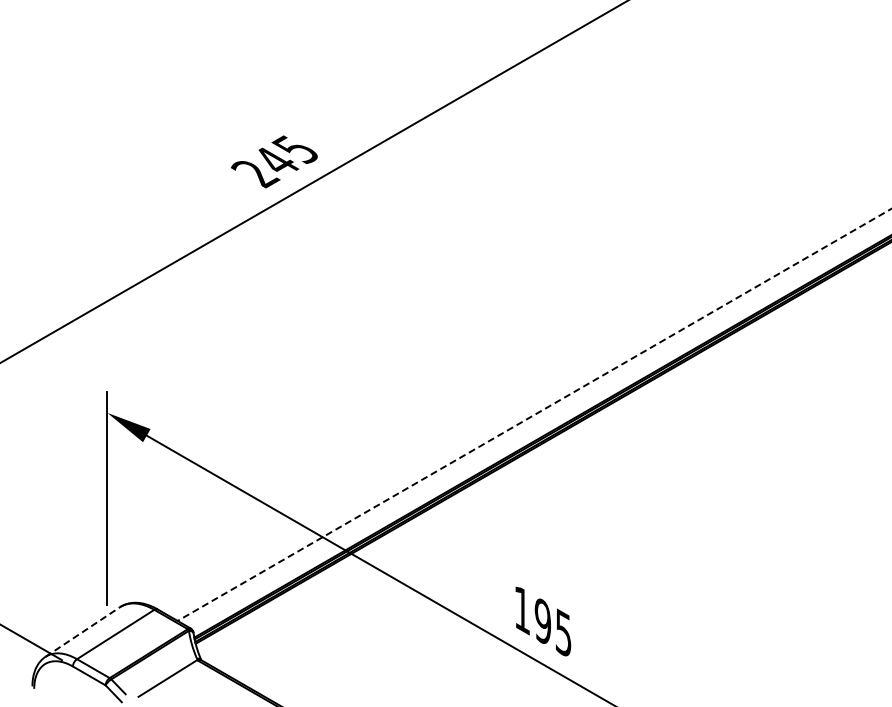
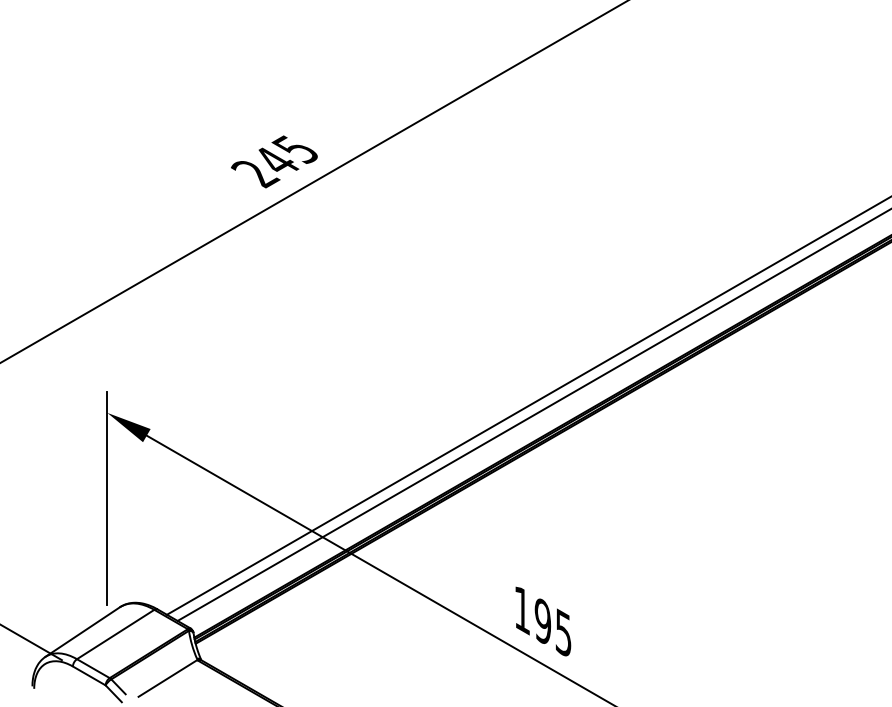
line: none -> present (527, 406)
line: dashed -> solid (534, 415)
line: dashed -> solid (82, 632)
